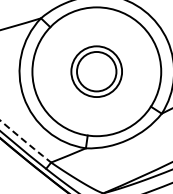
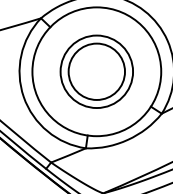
part size: 53x53 px -> 75x75 px (96, 71)
arc: dashed -> solid (25, 141)
